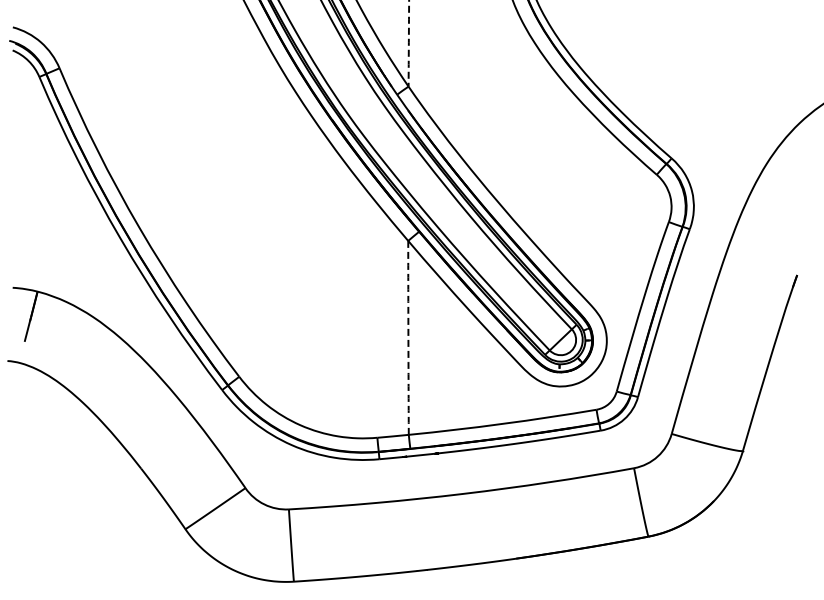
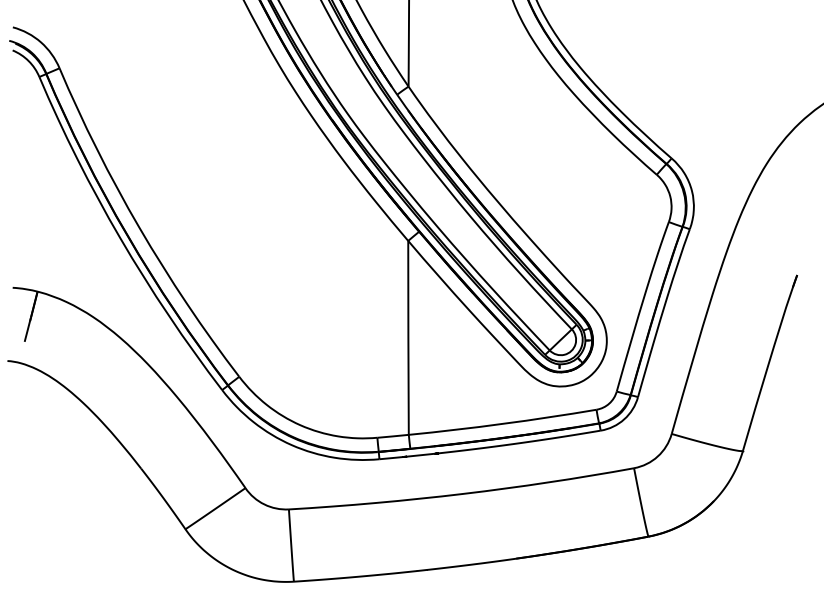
arc: dashed -> solid (408, 43)
arc: dashed -> solid (408, 337)
